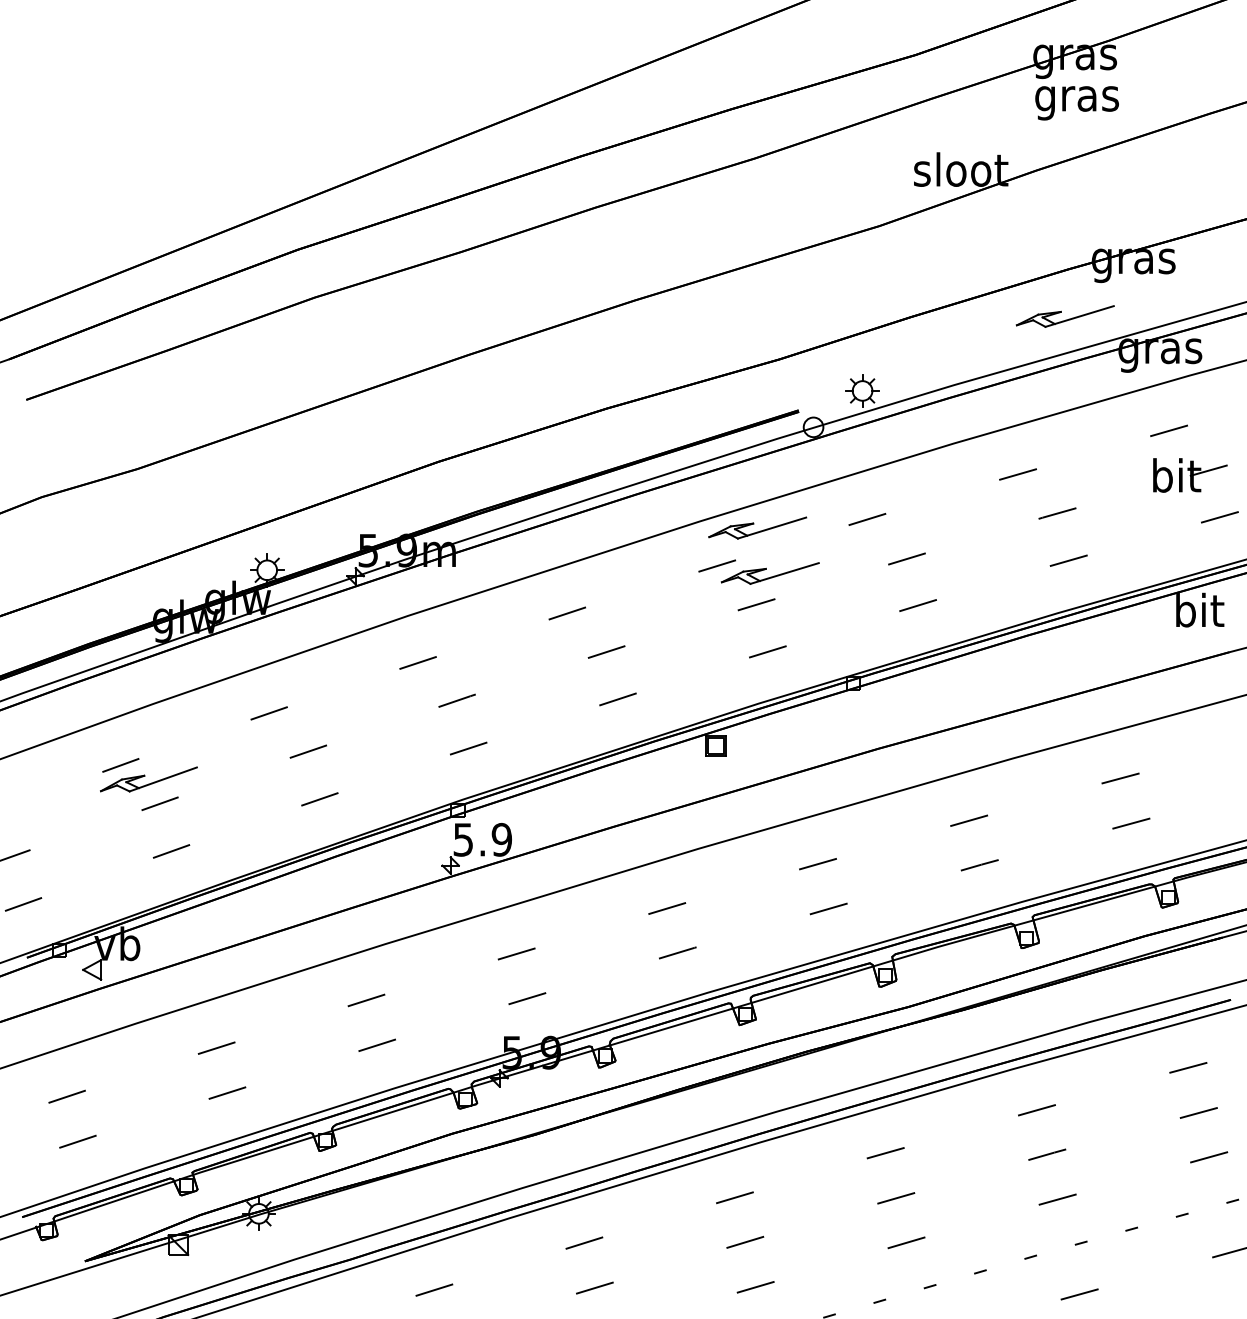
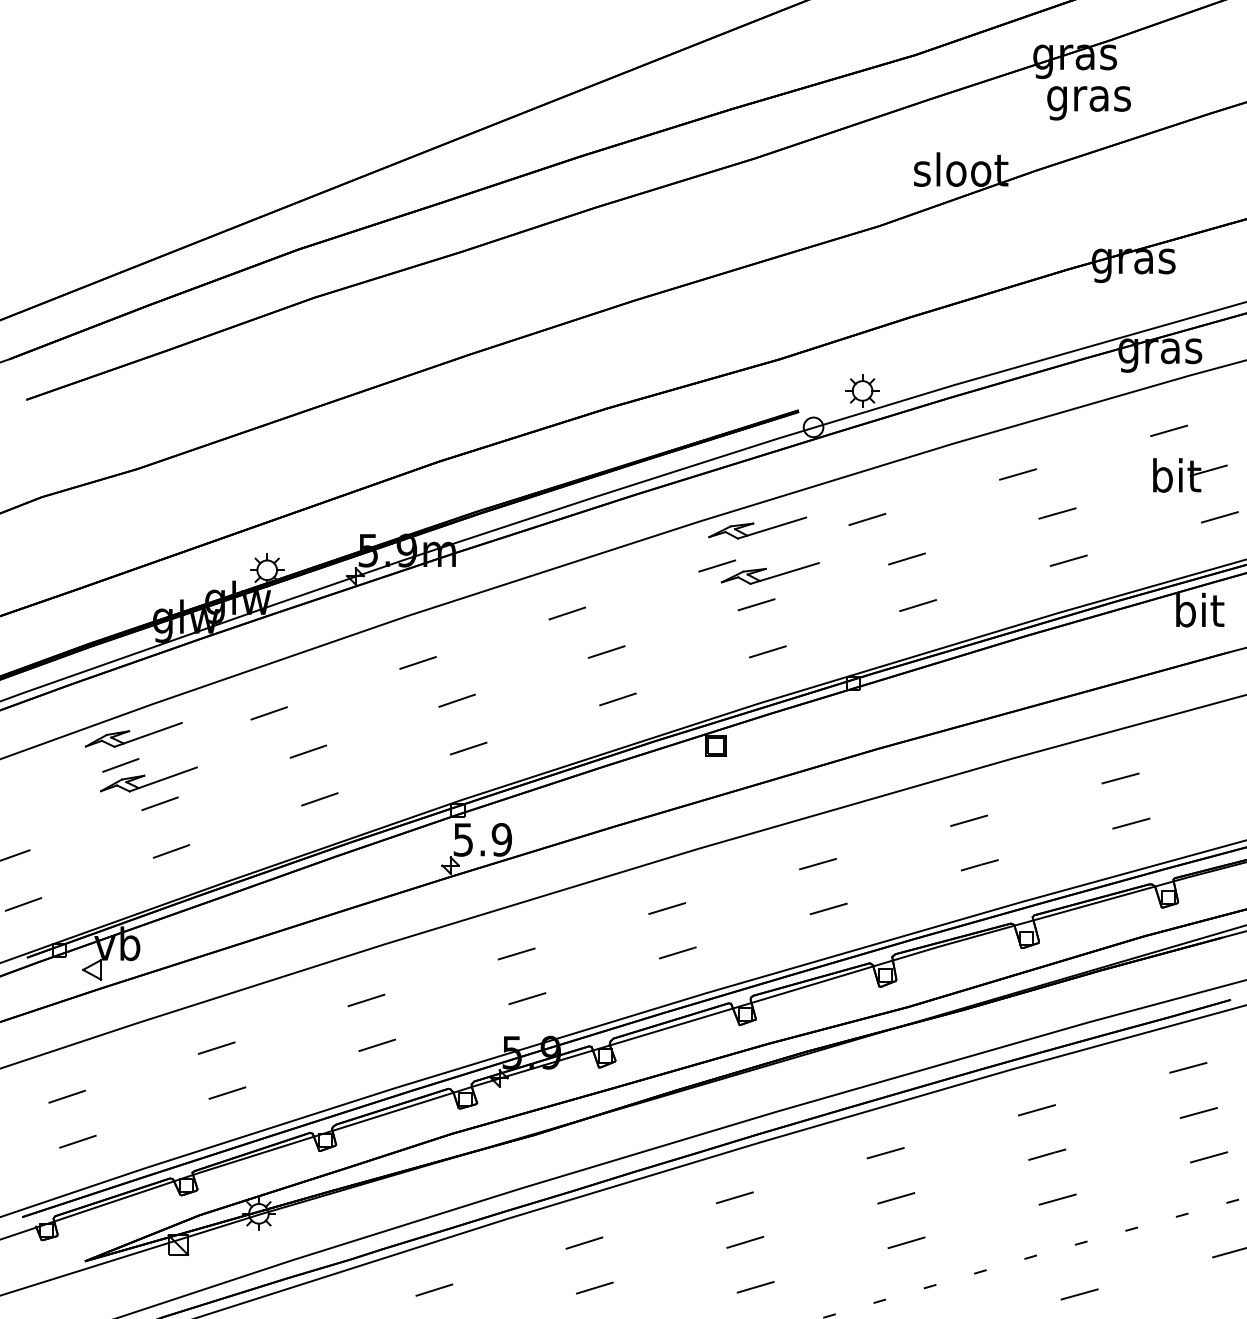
text position: (1076, 103) -> (1088, 103) (1088, 103)
part: present -> none (1064, 316)
part: none -> present (133, 734)
